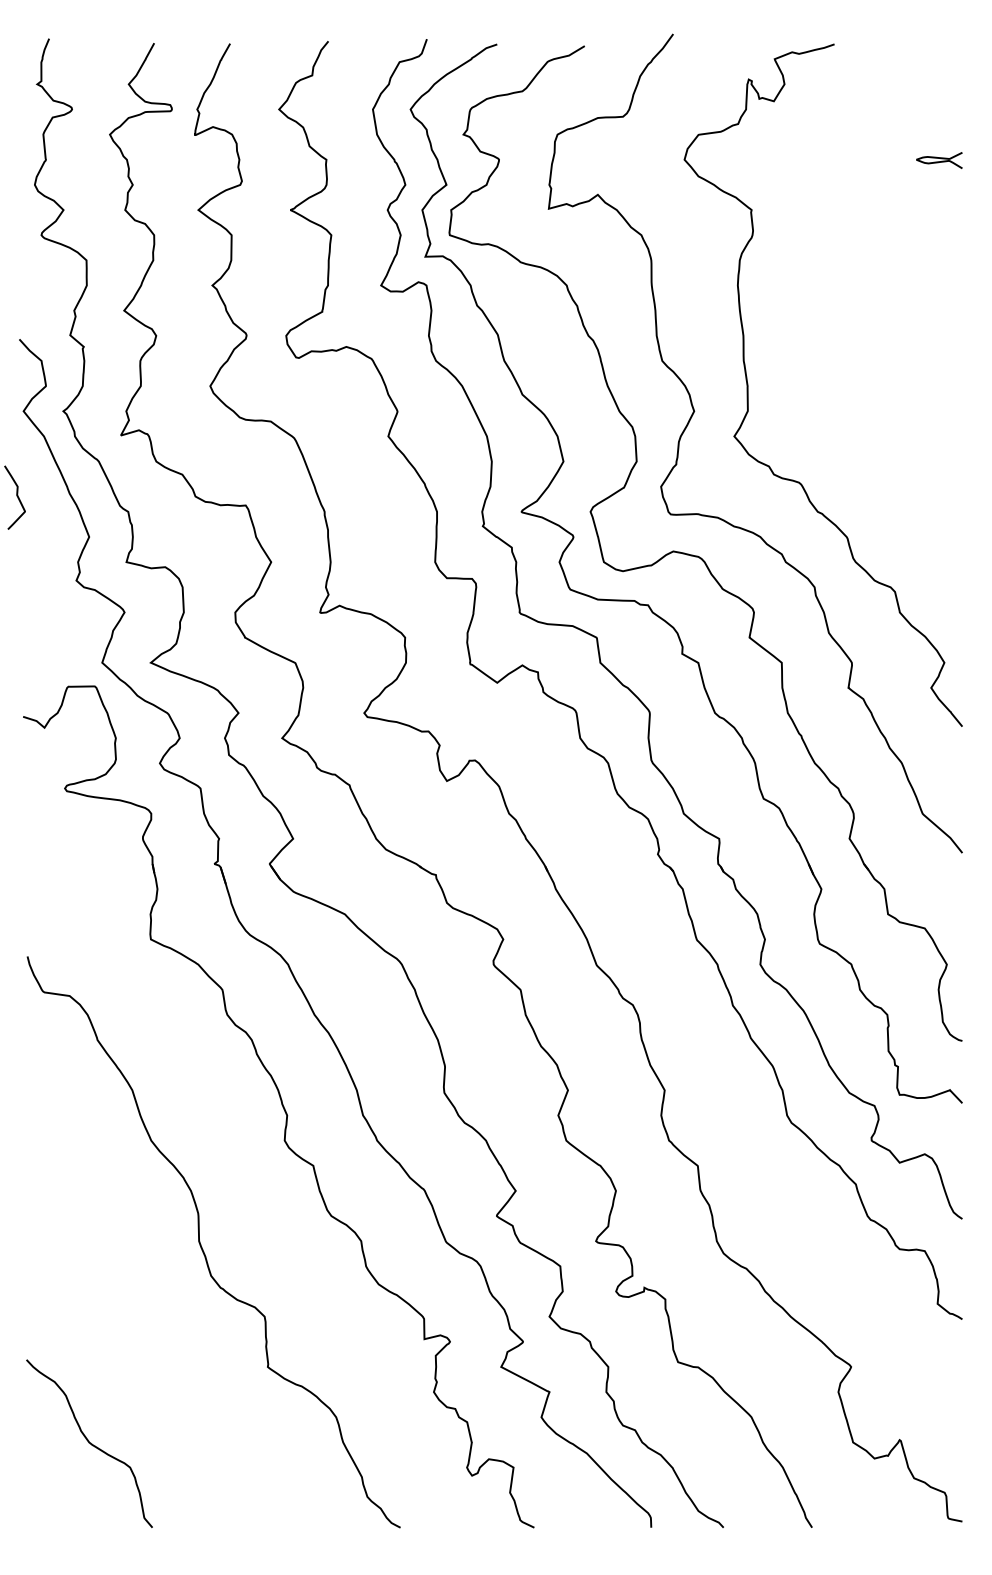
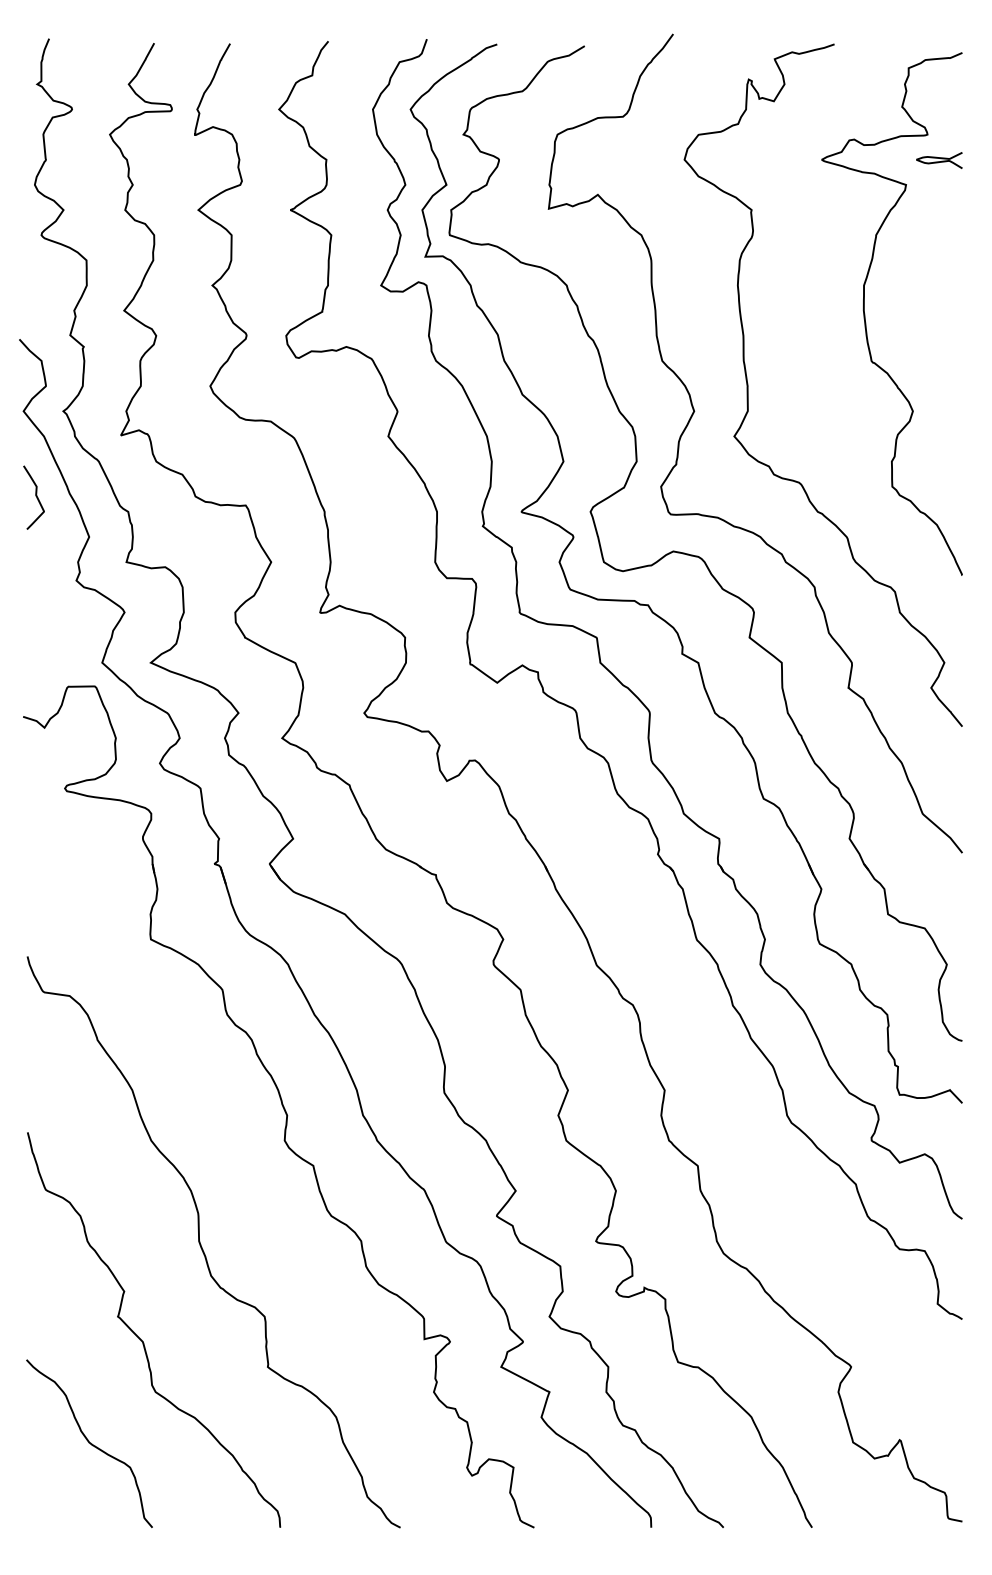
curve: none -> present (865, 313)
curve position: (16, 496) -> (35, 496) (35, 496)
curve: none -> present (142, 1340)
